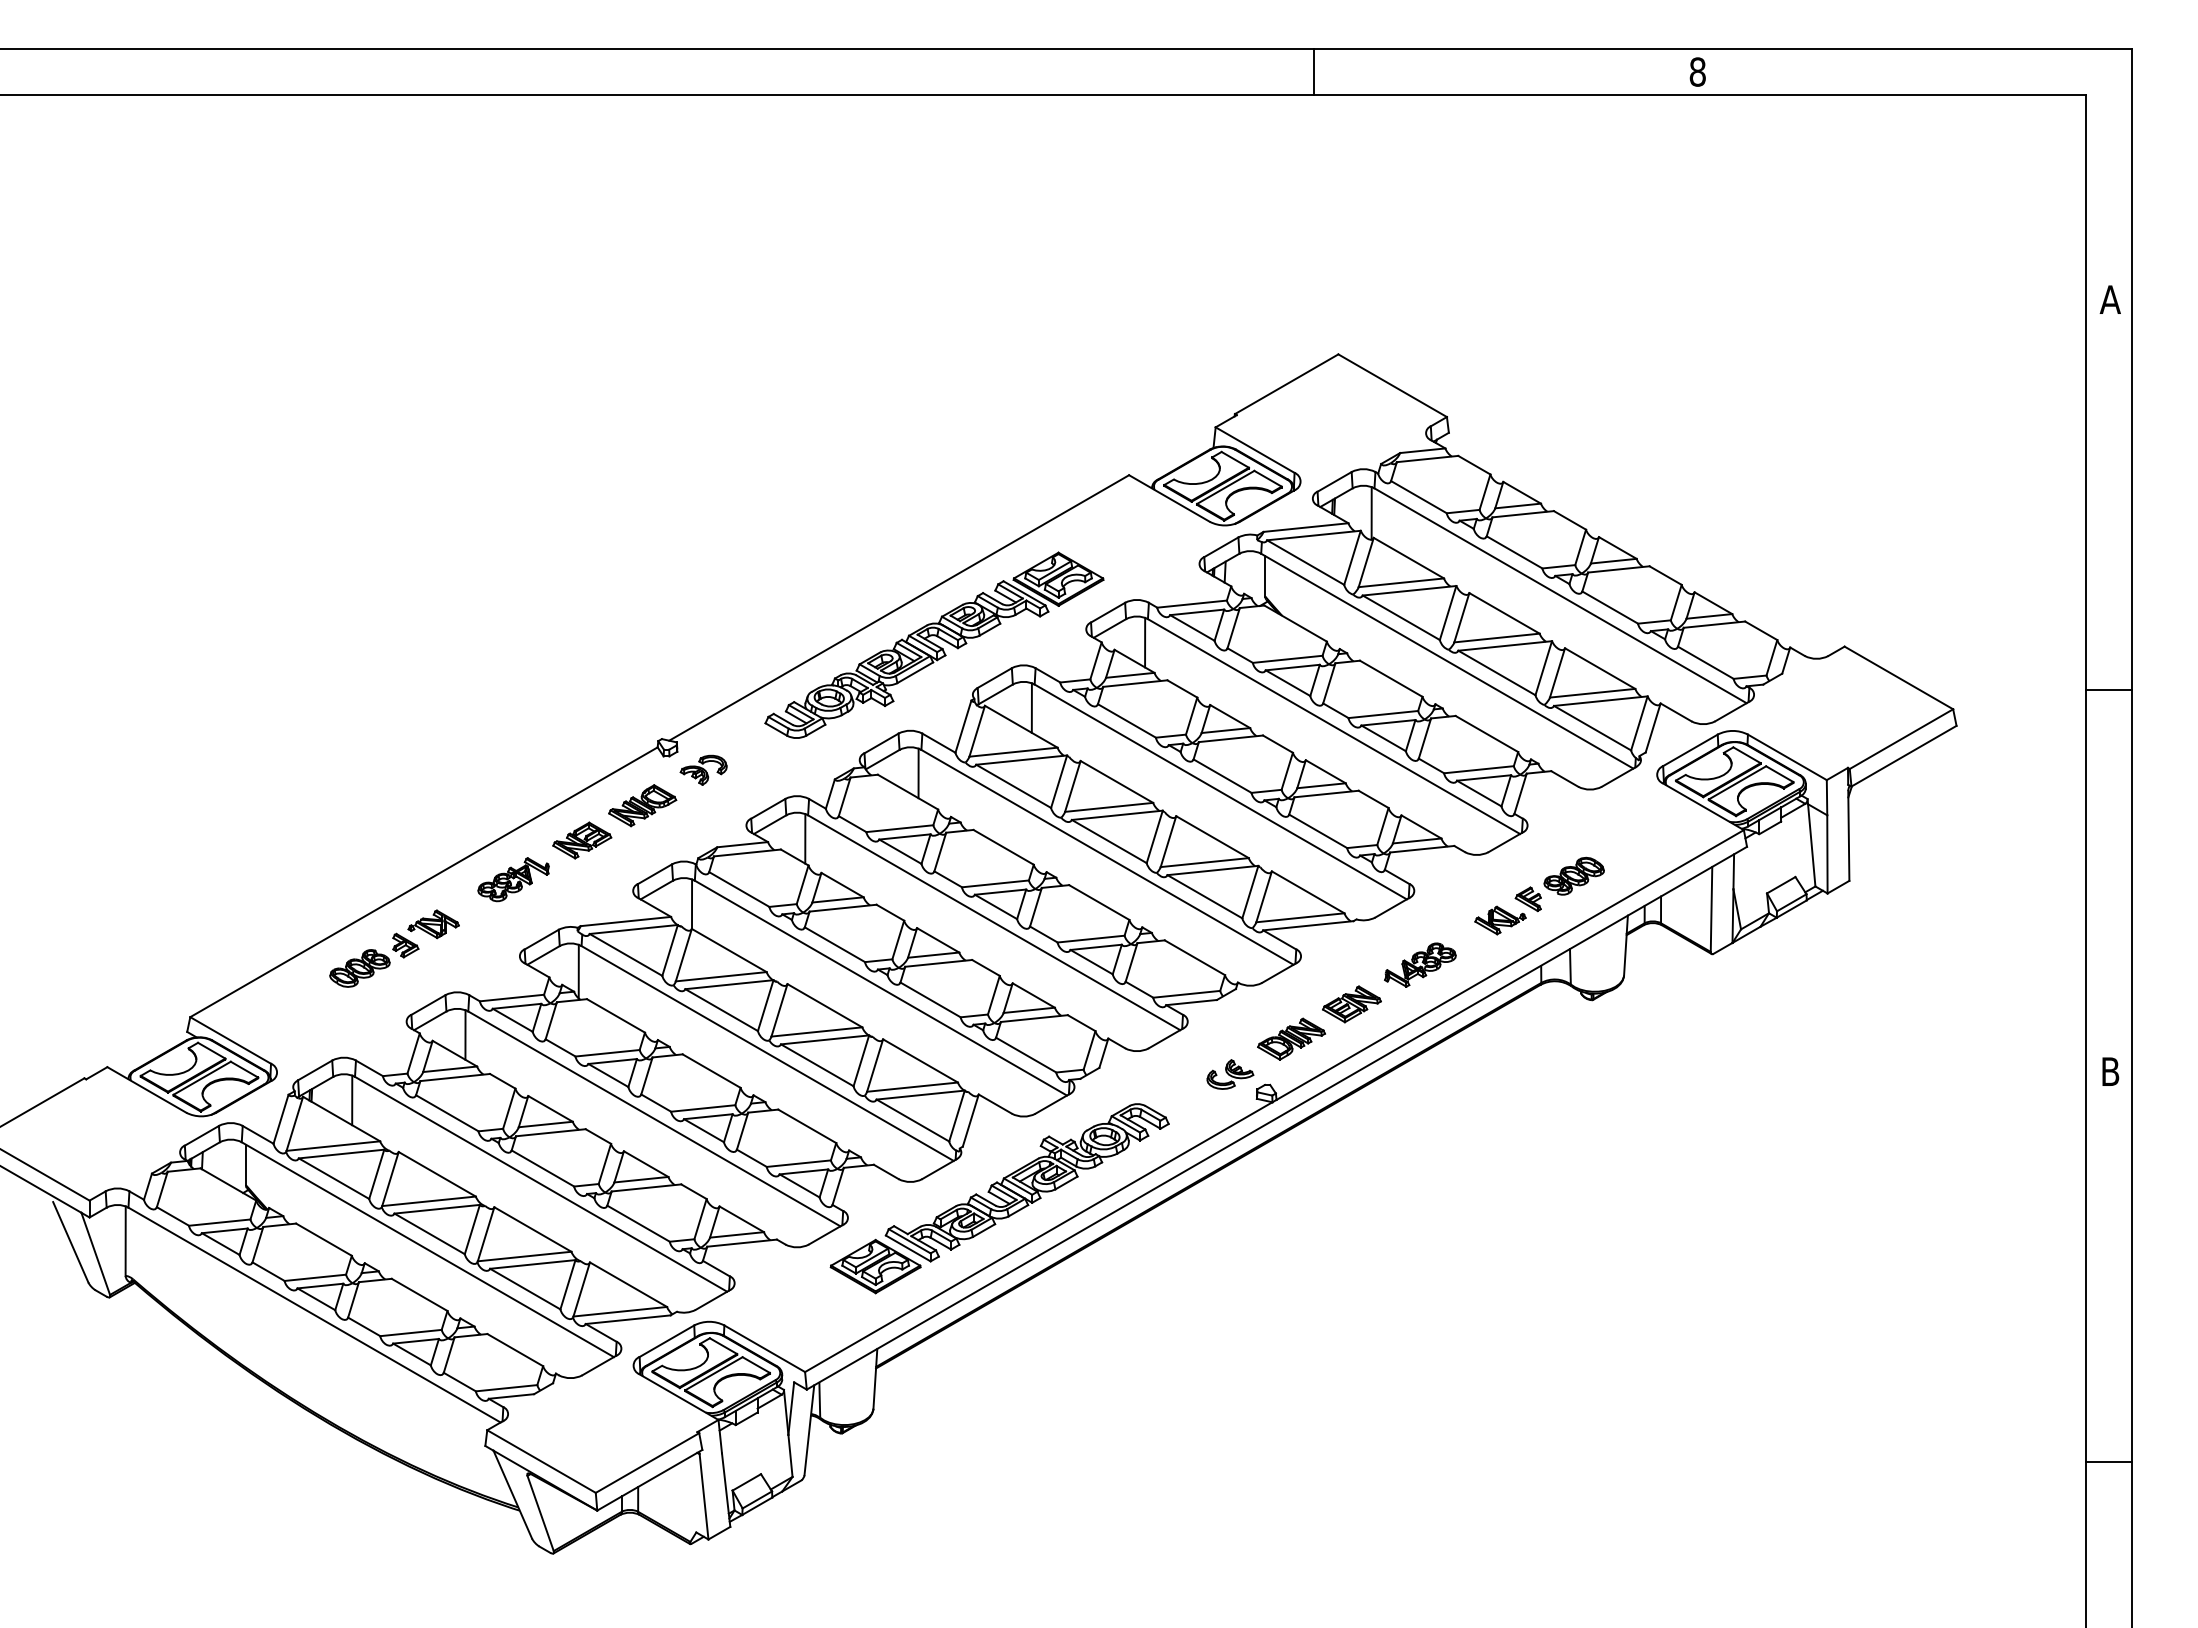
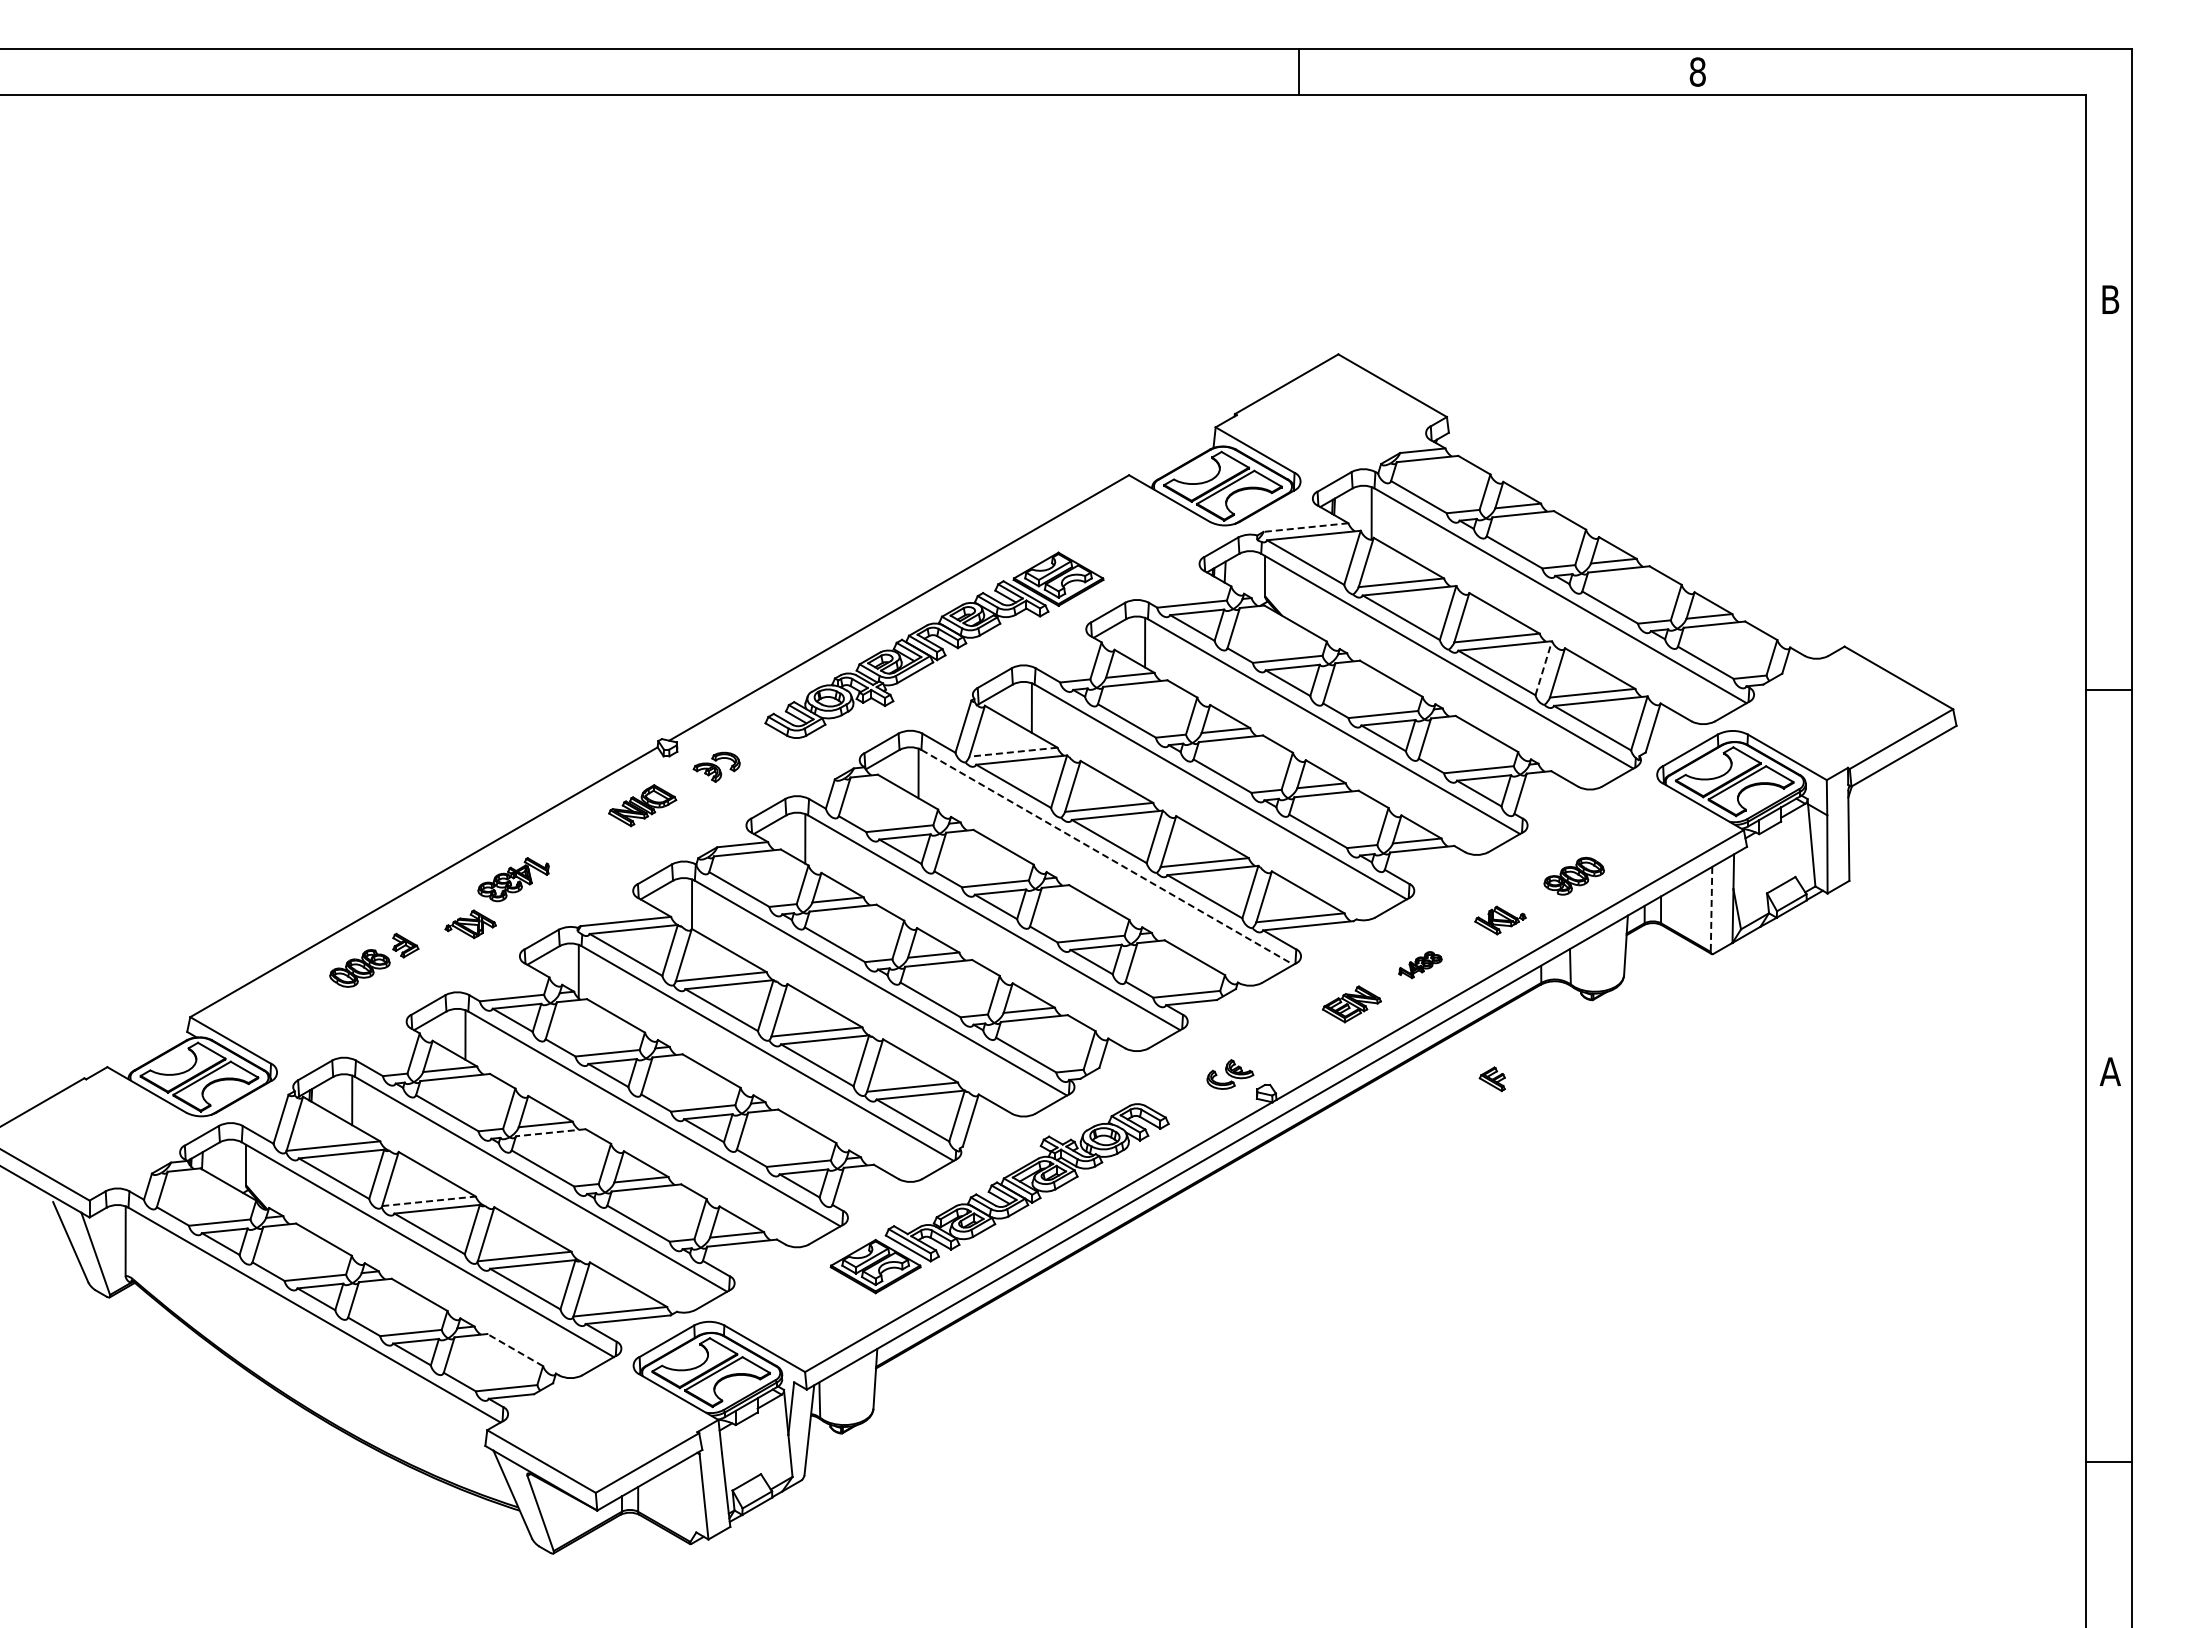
line position: (1313, 72) -> (1298, 72) (1298, 72)
text: A -> B (2109, 299)
line: solid -> dashed (1305, 527)
line: solid -> dashed (1543, 667)
line: solid -> dashed (1013, 752)
part position: (703, 769) -> (716, 766) (716, 766)
part: present -> none (582, 840)
line: solid -> dashed (1107, 857)
part position: (1527, 899) -> (1491, 1079) (1491, 1079)
line: solid -> dashed (1711, 909)
part position: (433, 924) -> (470, 924) (470, 924)
part size: 73x46 px -> 45x29 px (1420, 965)
part: present -> none (1291, 1038)
text: B -> A (2109, 1071)
line: solid -> dashed (550, 1132)
line: solid -> dashed (429, 1201)
line: solid -> dashed (514, 1349)
